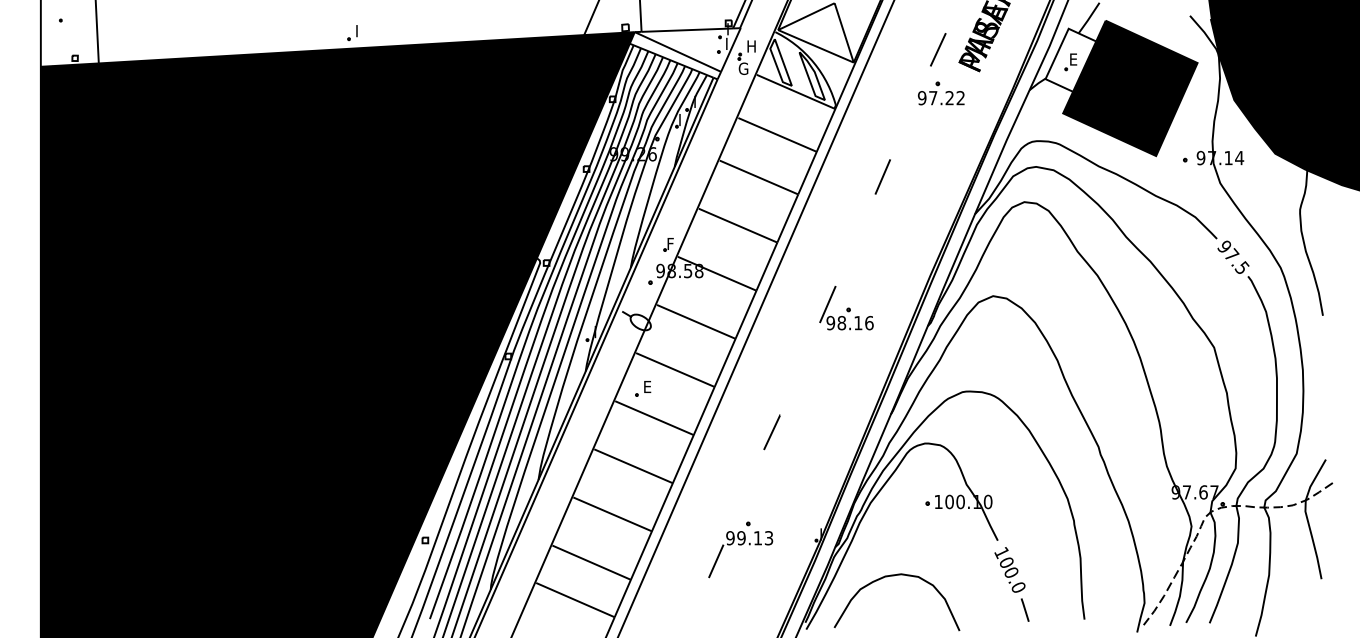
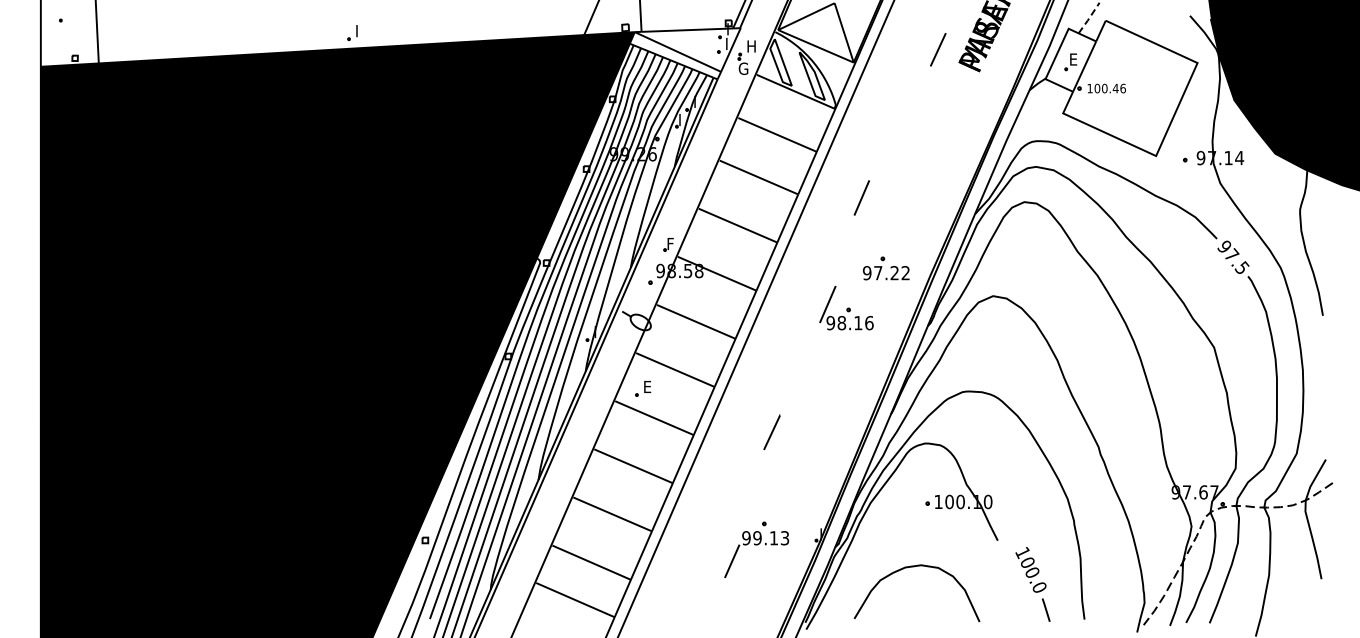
line: solid -> dashed (1089, 18)
fill: present -> none (1130, 88)
part position: (941, 93) -> (886, 268) (886, 268)
line position: (882, 176) -> (861, 197) (861, 197)
part position: (740, 549) -> (756, 549) (756, 549)
curve position: (894, 576) -> (914, 567) (914, 567)
part position: (1011, 584) -> (1032, 584) (1032, 584)
